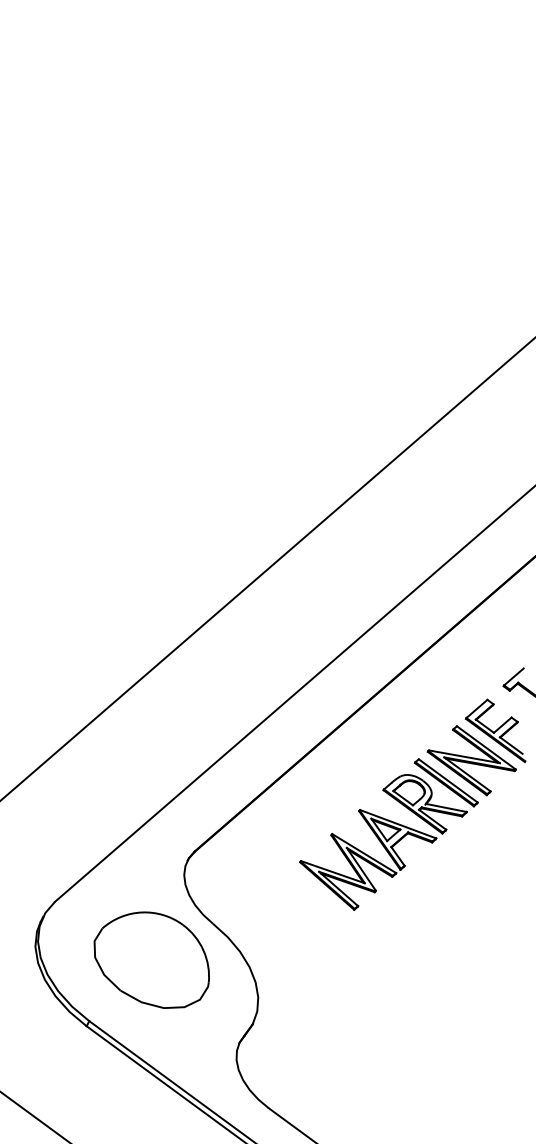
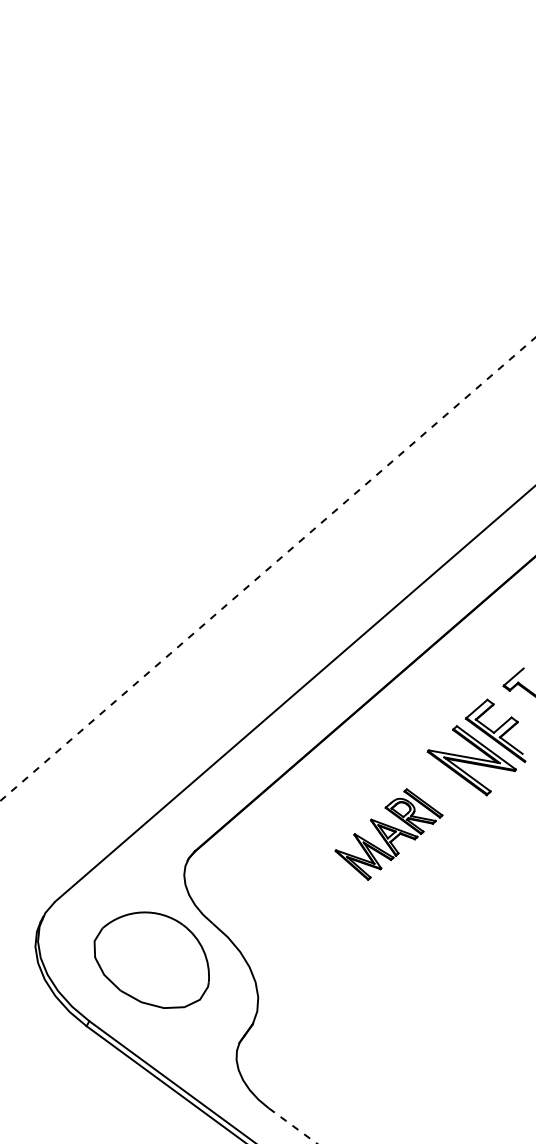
line: solid -> dashed (268, 568)
part size: 180x153 px -> 110x93 px (388, 834)
line: present -> none (34, 1116)
line: solid -> dashed (293, 1126)
